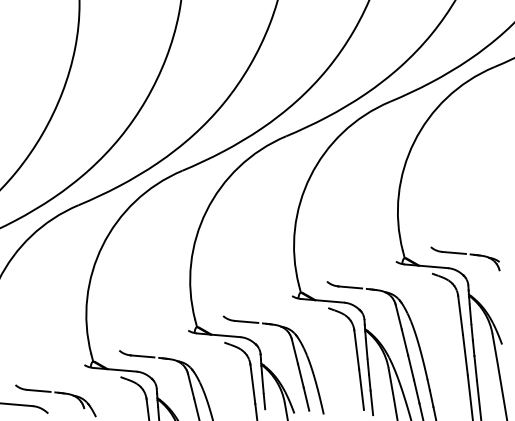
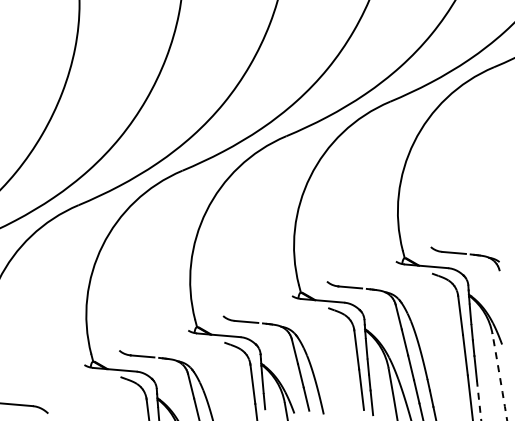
arc: solid -> dashed (499, 377)
part: present -> none (55, 393)
line: solid -> dashed (479, 400)
